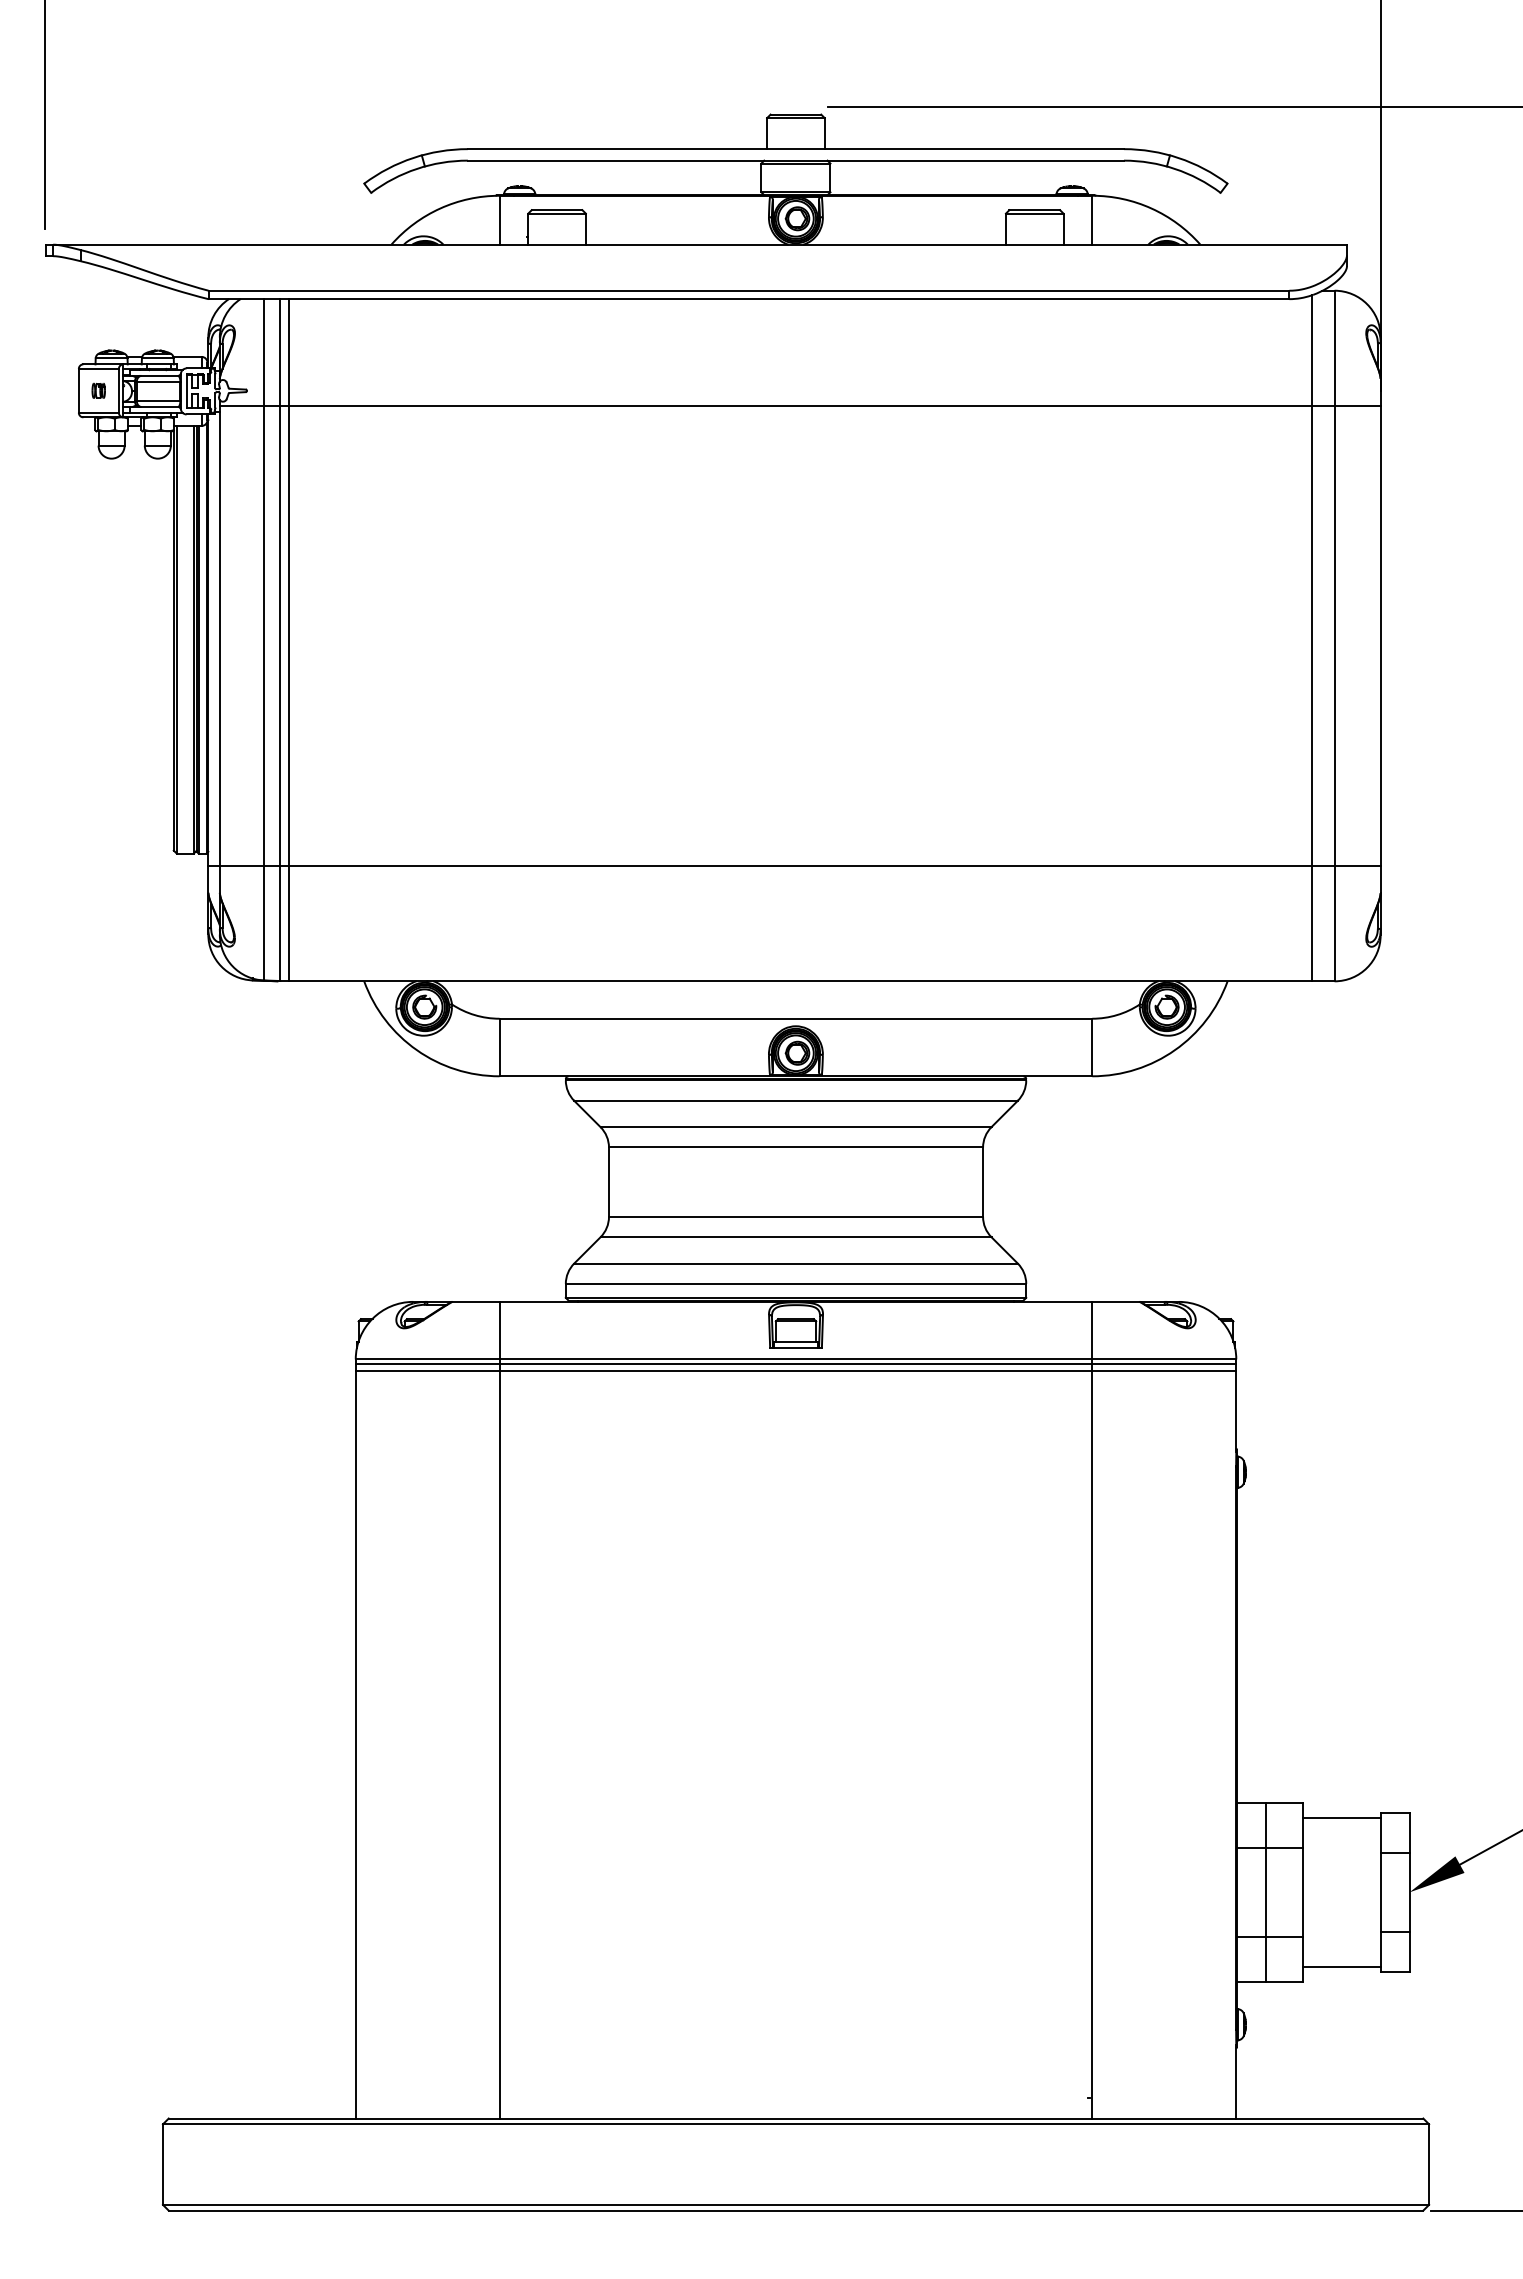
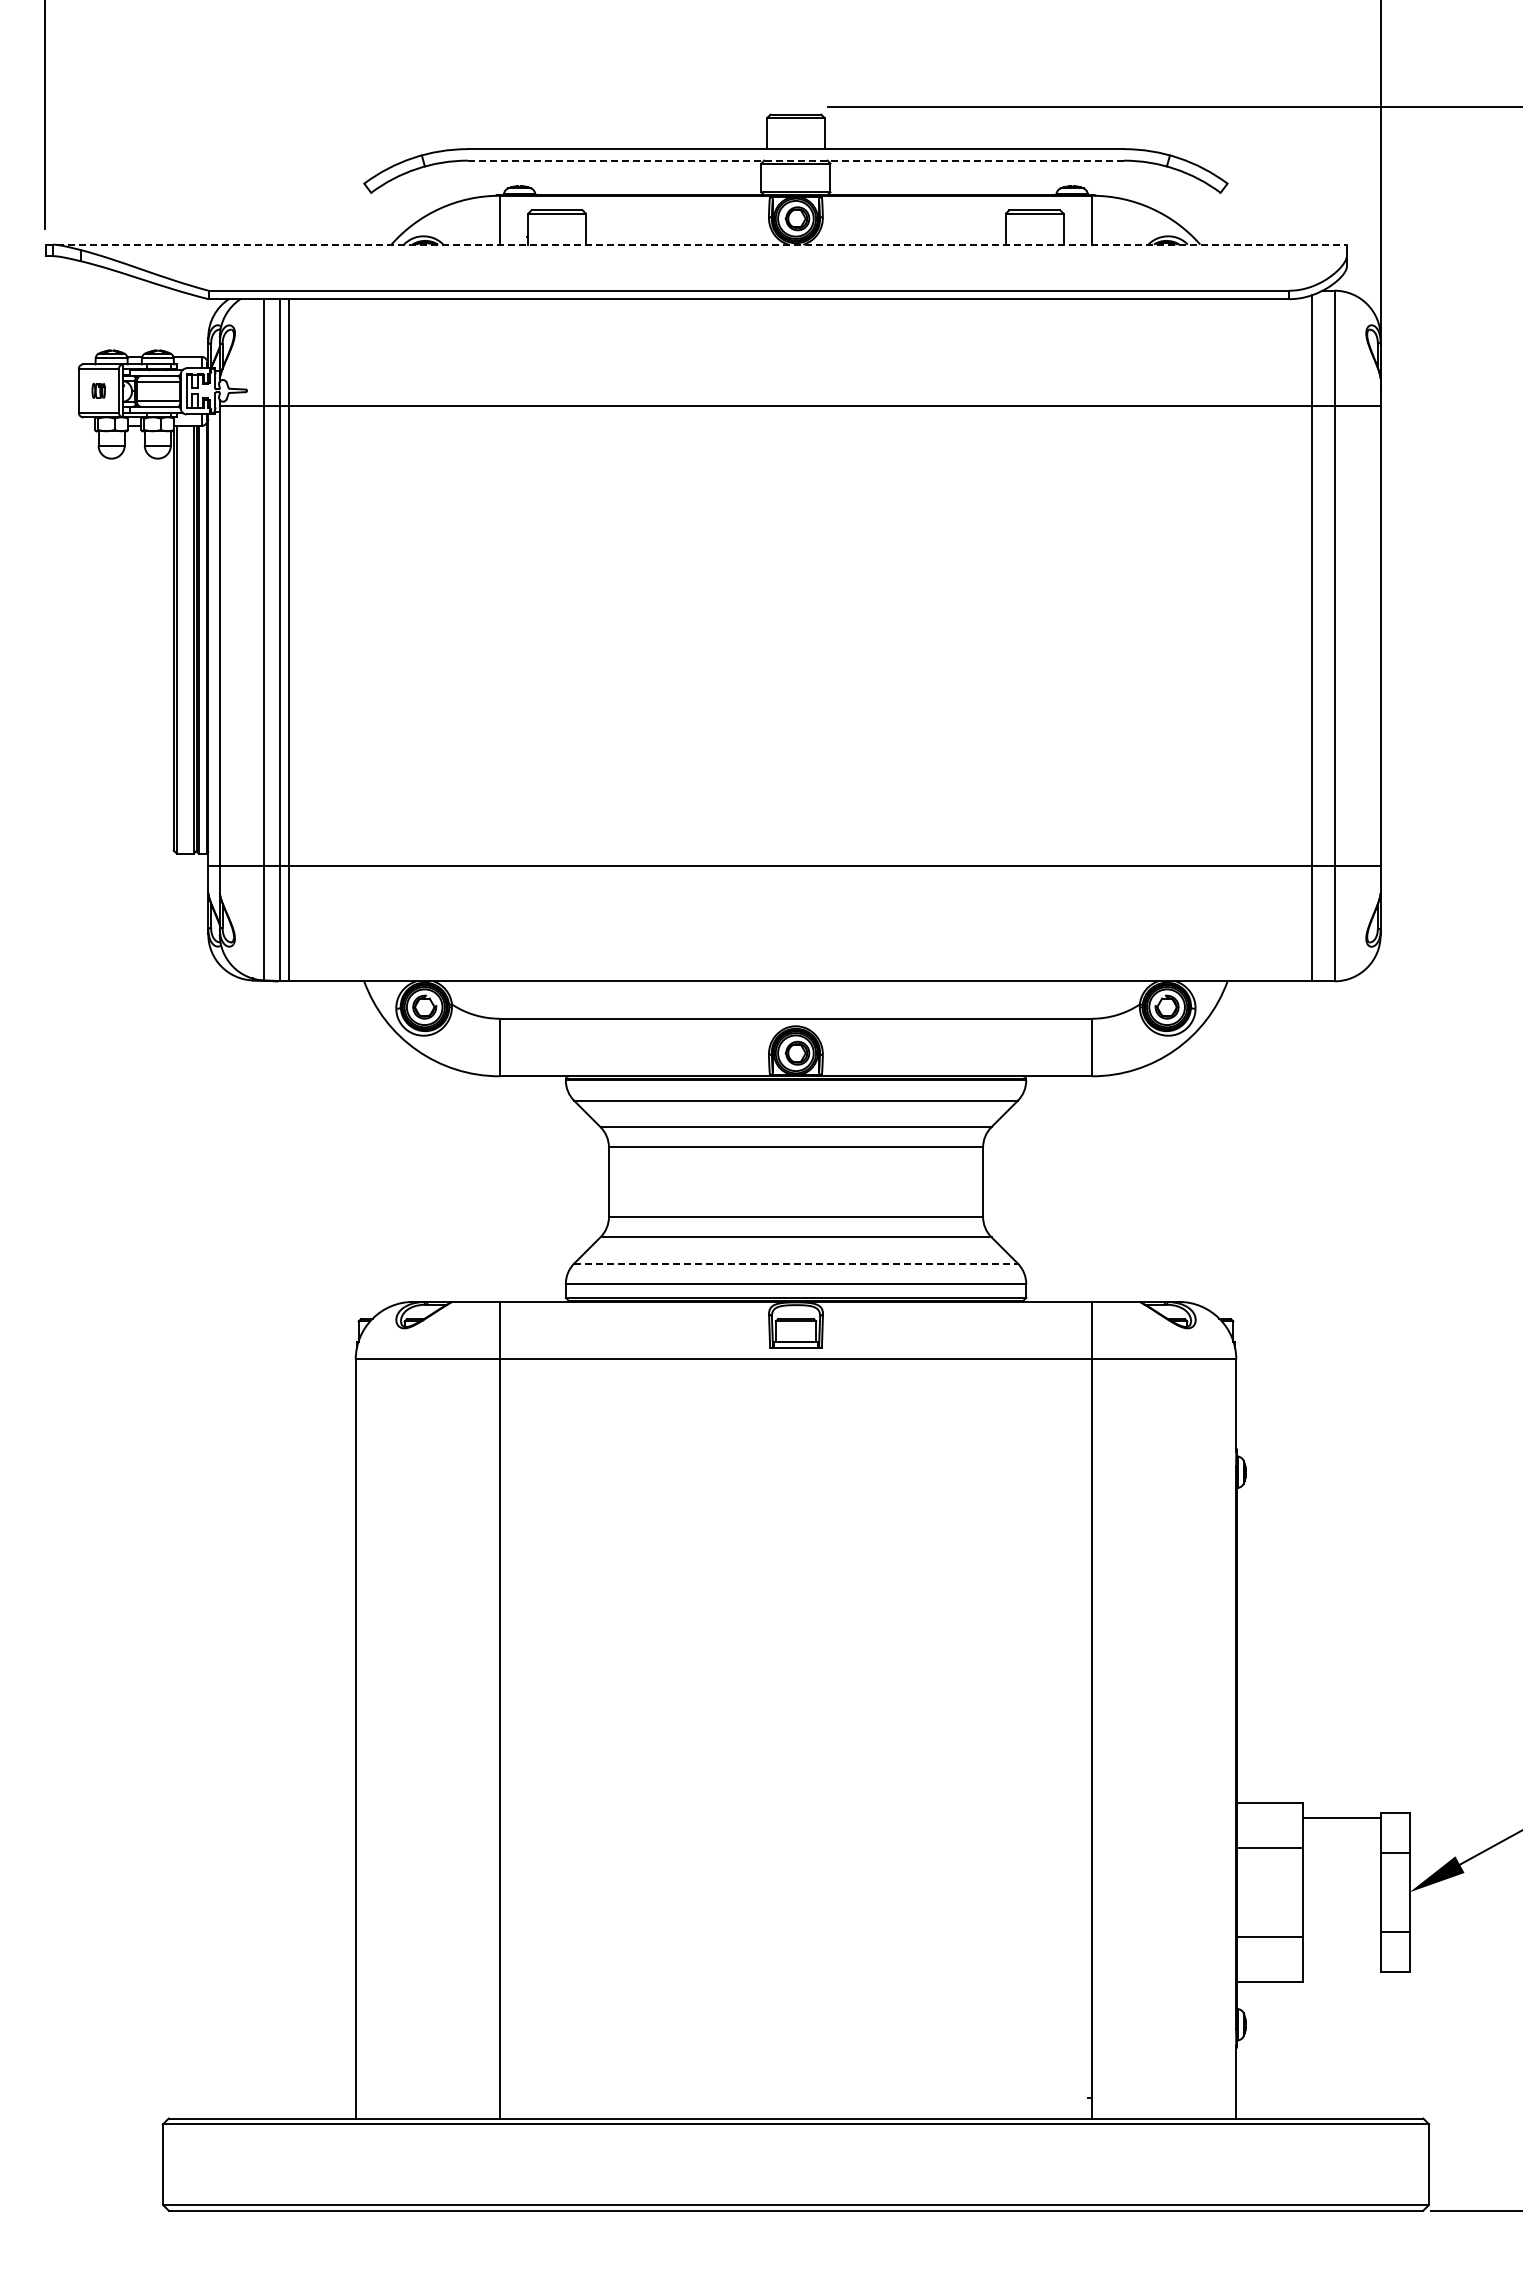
line: solid -> dashed (795, 160)
line: solid -> dashed (697, 244)
line: solid -> dashed (796, 1263)
line: present -> none (795, 1364)
line: present -> none (795, 1370)
line: present -> none (1265, 1892)
line: present -> none (1341, 1967)
